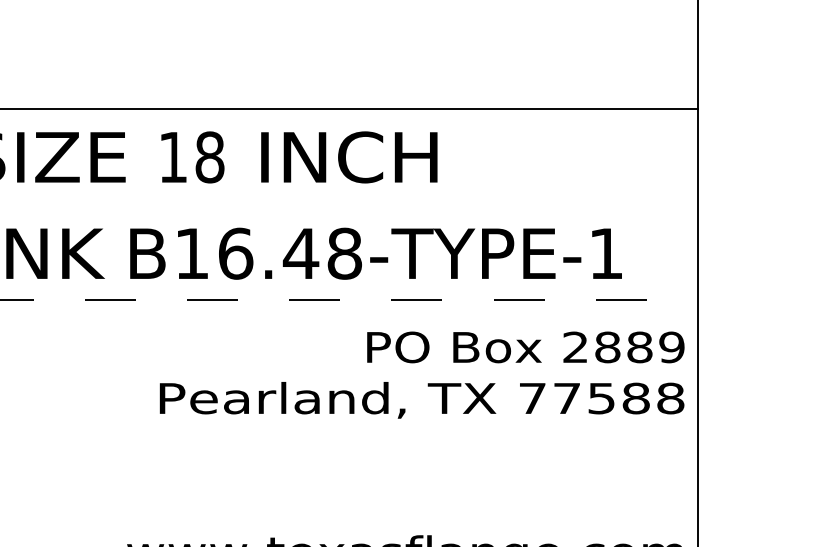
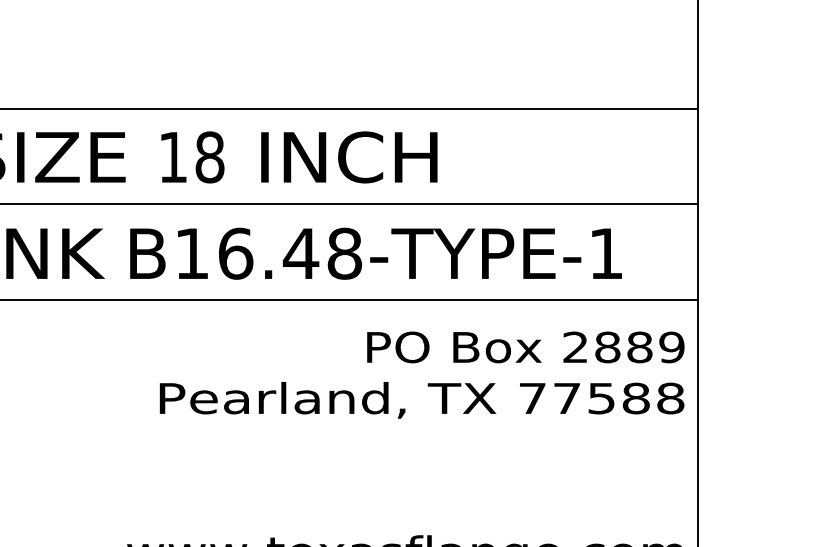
line: none -> present (349, 204)
line: dashed -> solid (349, 300)
